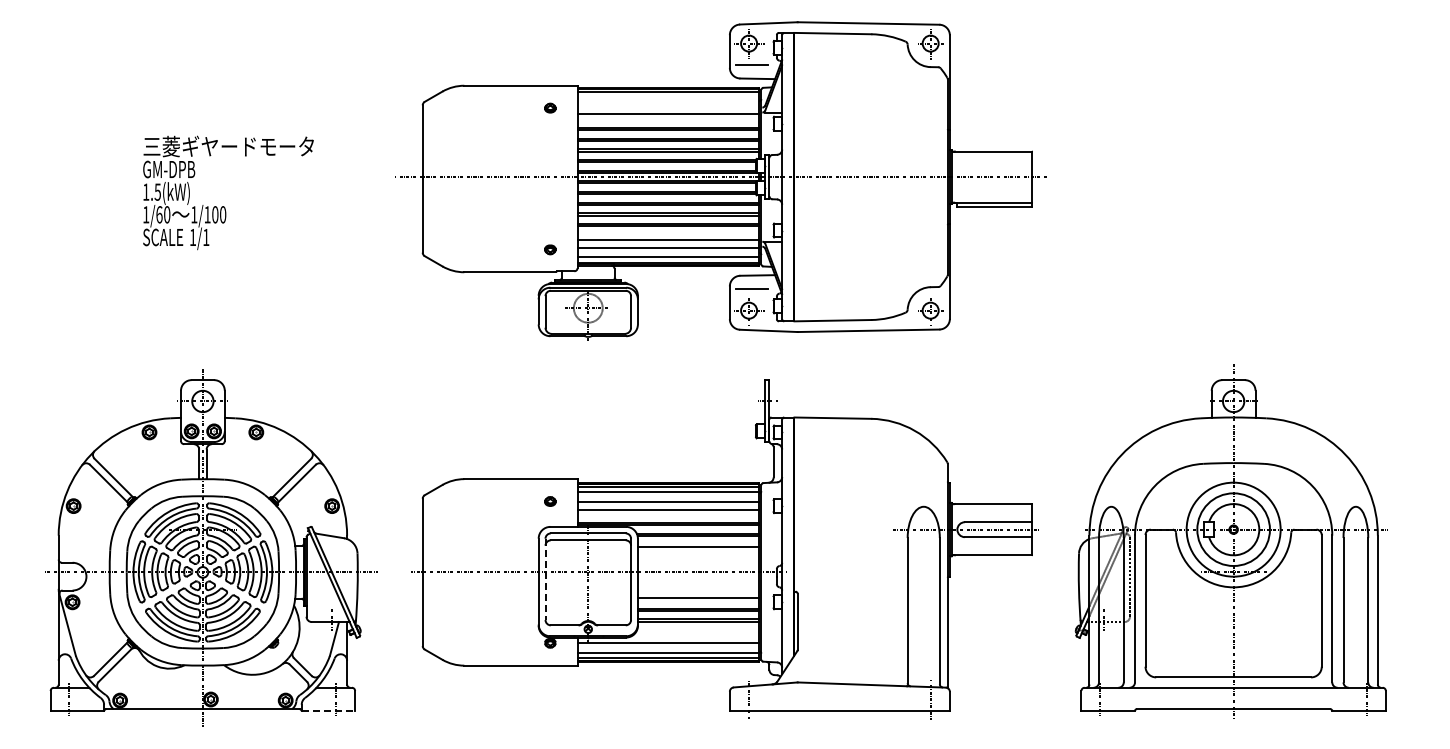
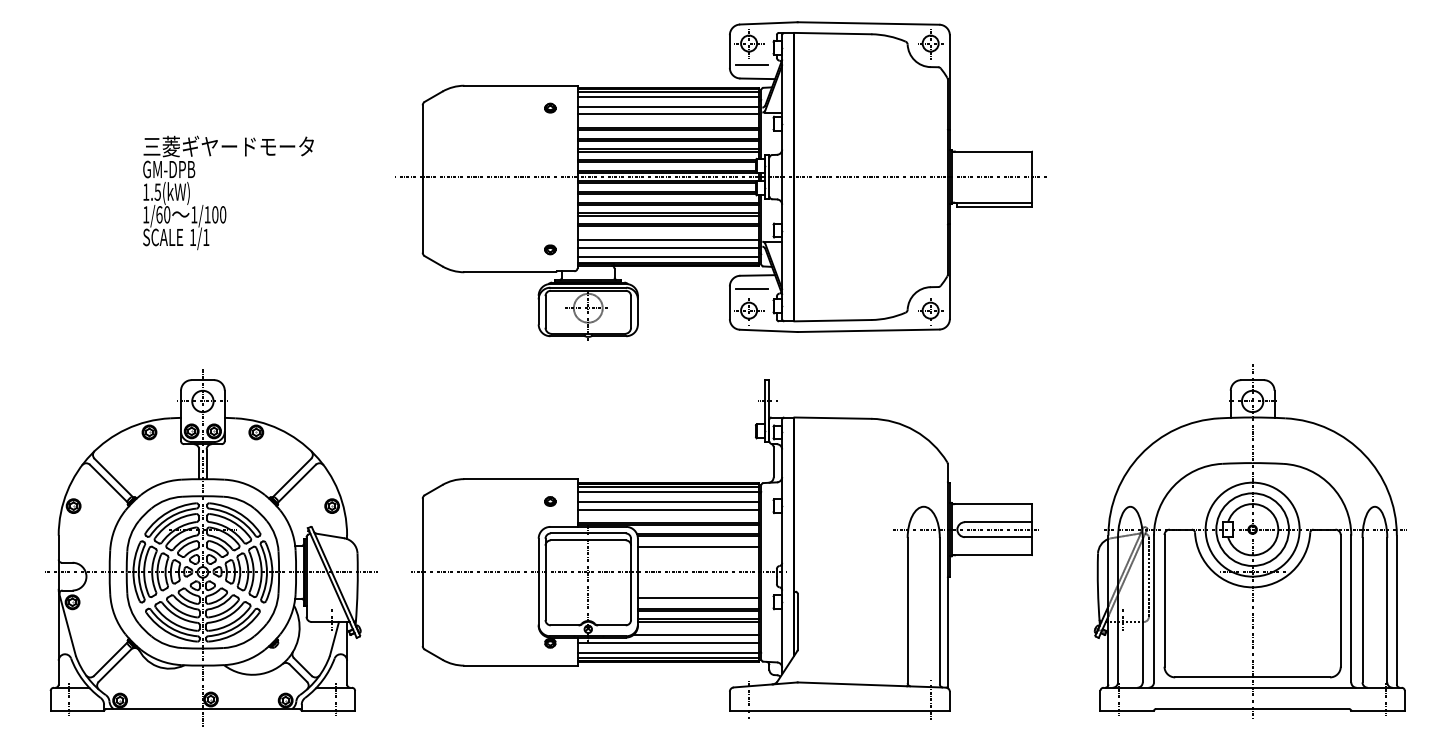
line: none -> present (668, 97)
line: none -> present (668, 106)
part position: (1230, 541) -> (1249, 541) (1249, 541)
line: dashed -> solid (545, 579)
line: none -> present (696, 635)
line: dashed -> solid (328, 711)
